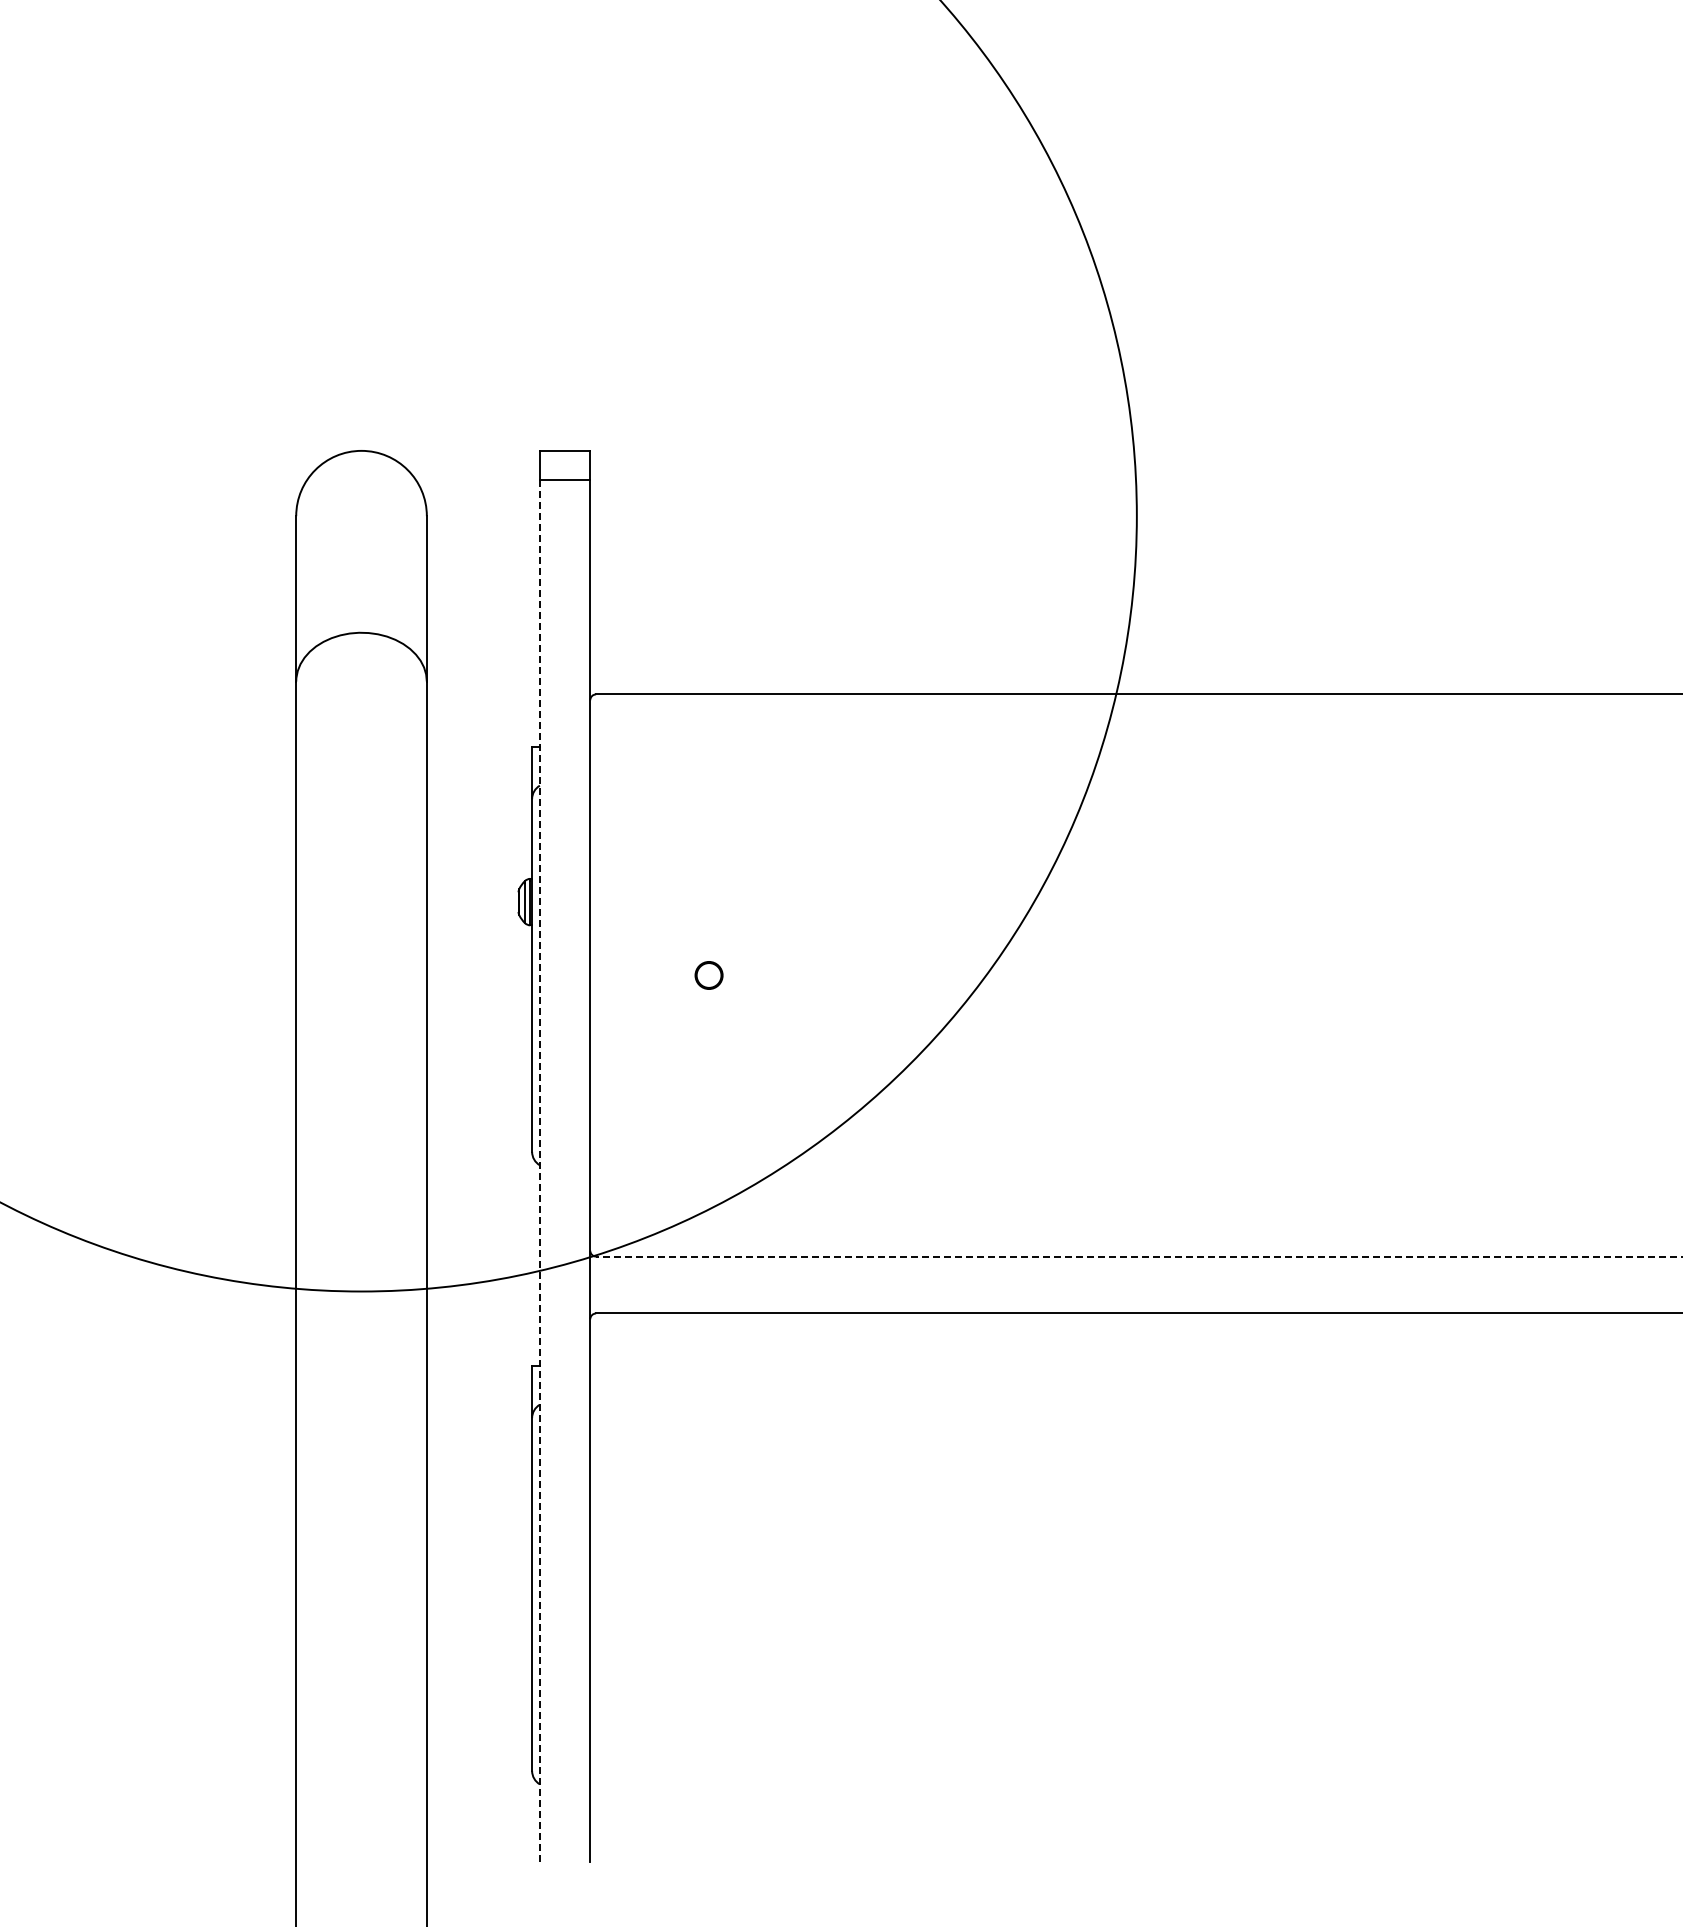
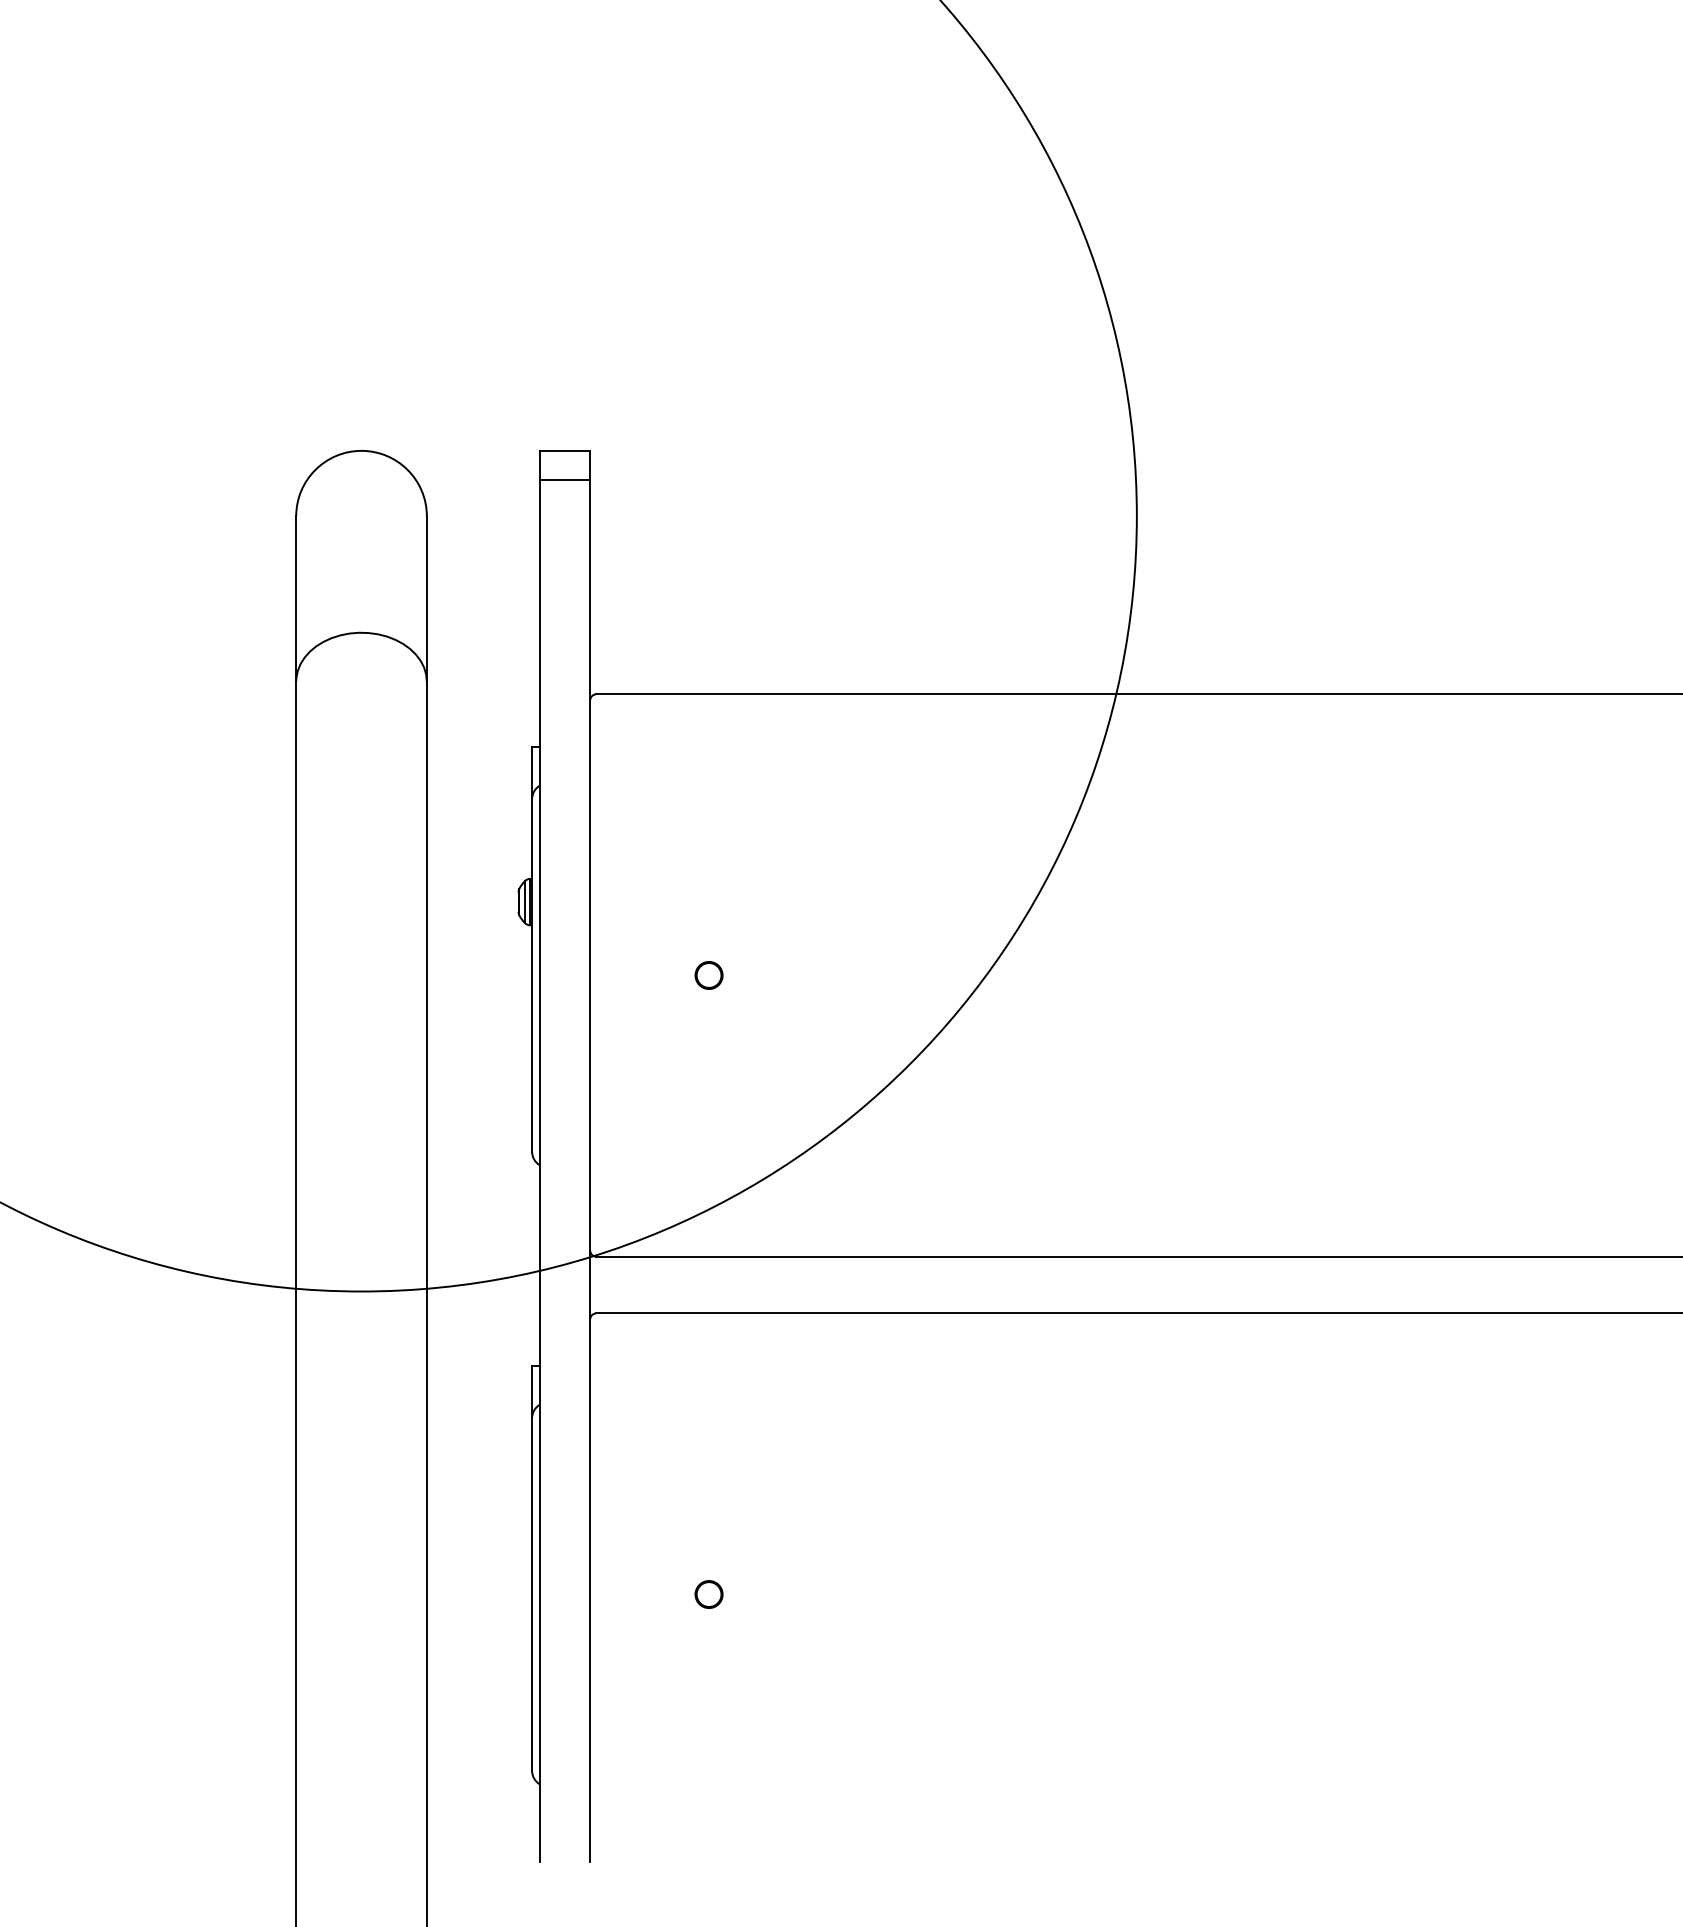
line: dashed -> solid (539, 1170)
line: dashed -> solid (1138, 1256)
circle: none -> present (708, 1594)
